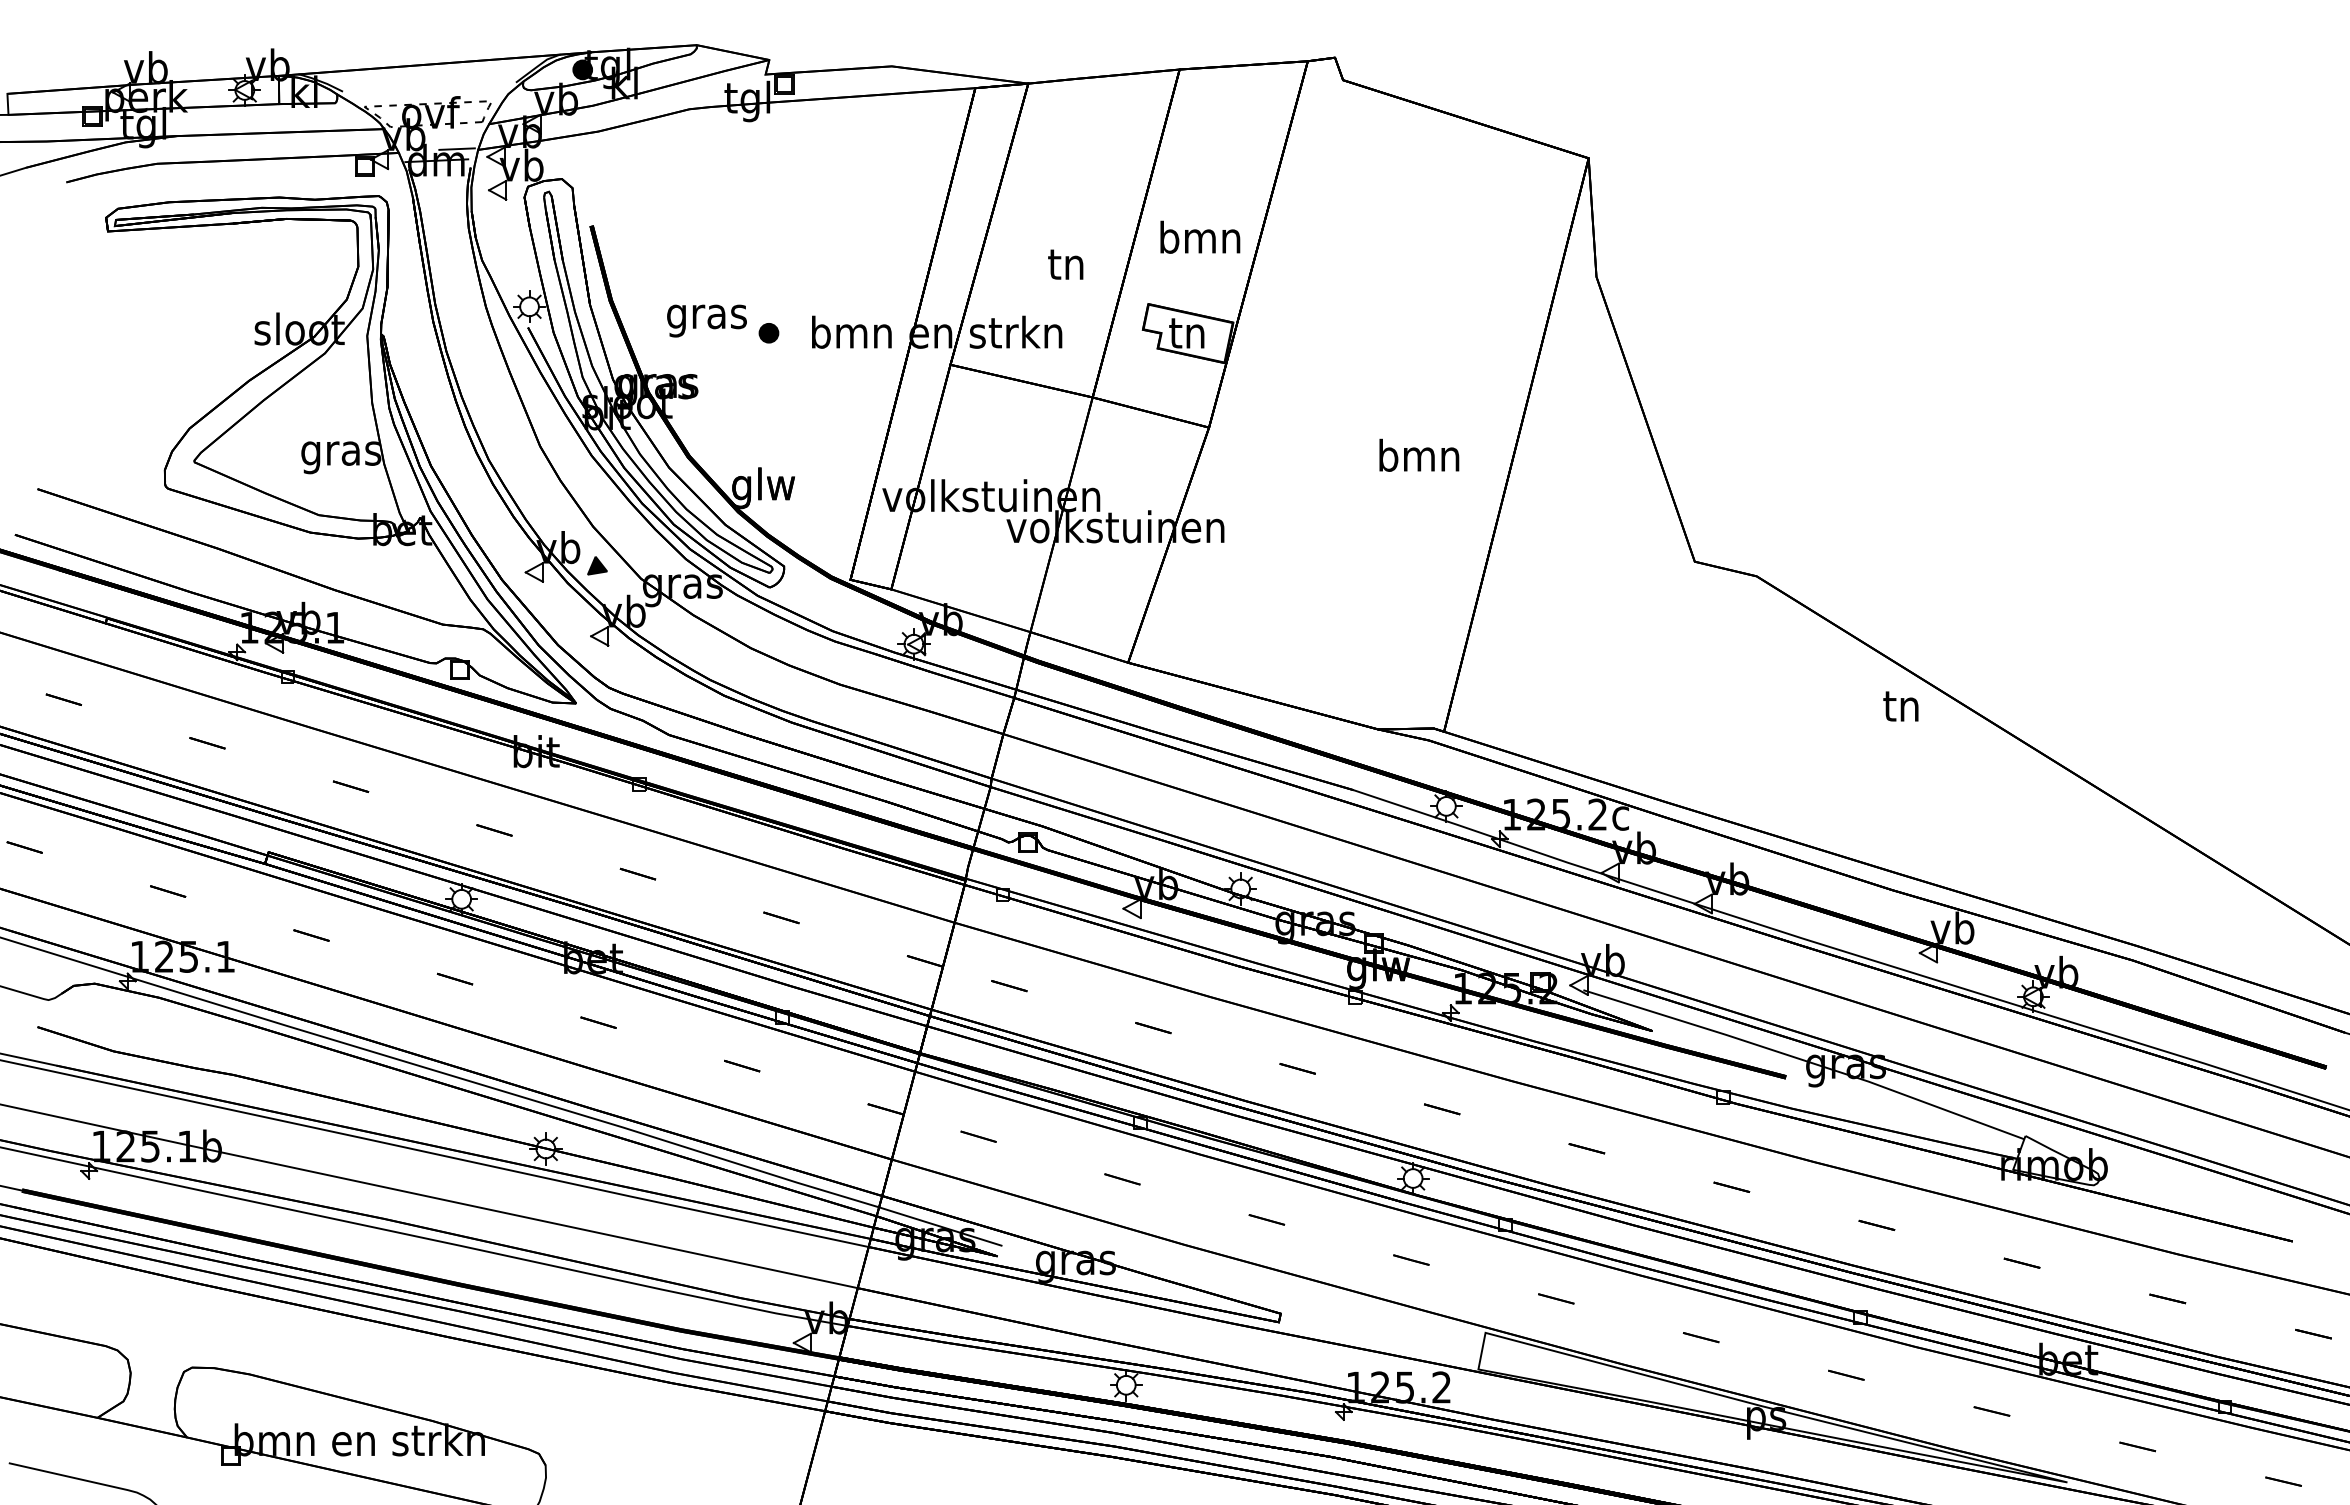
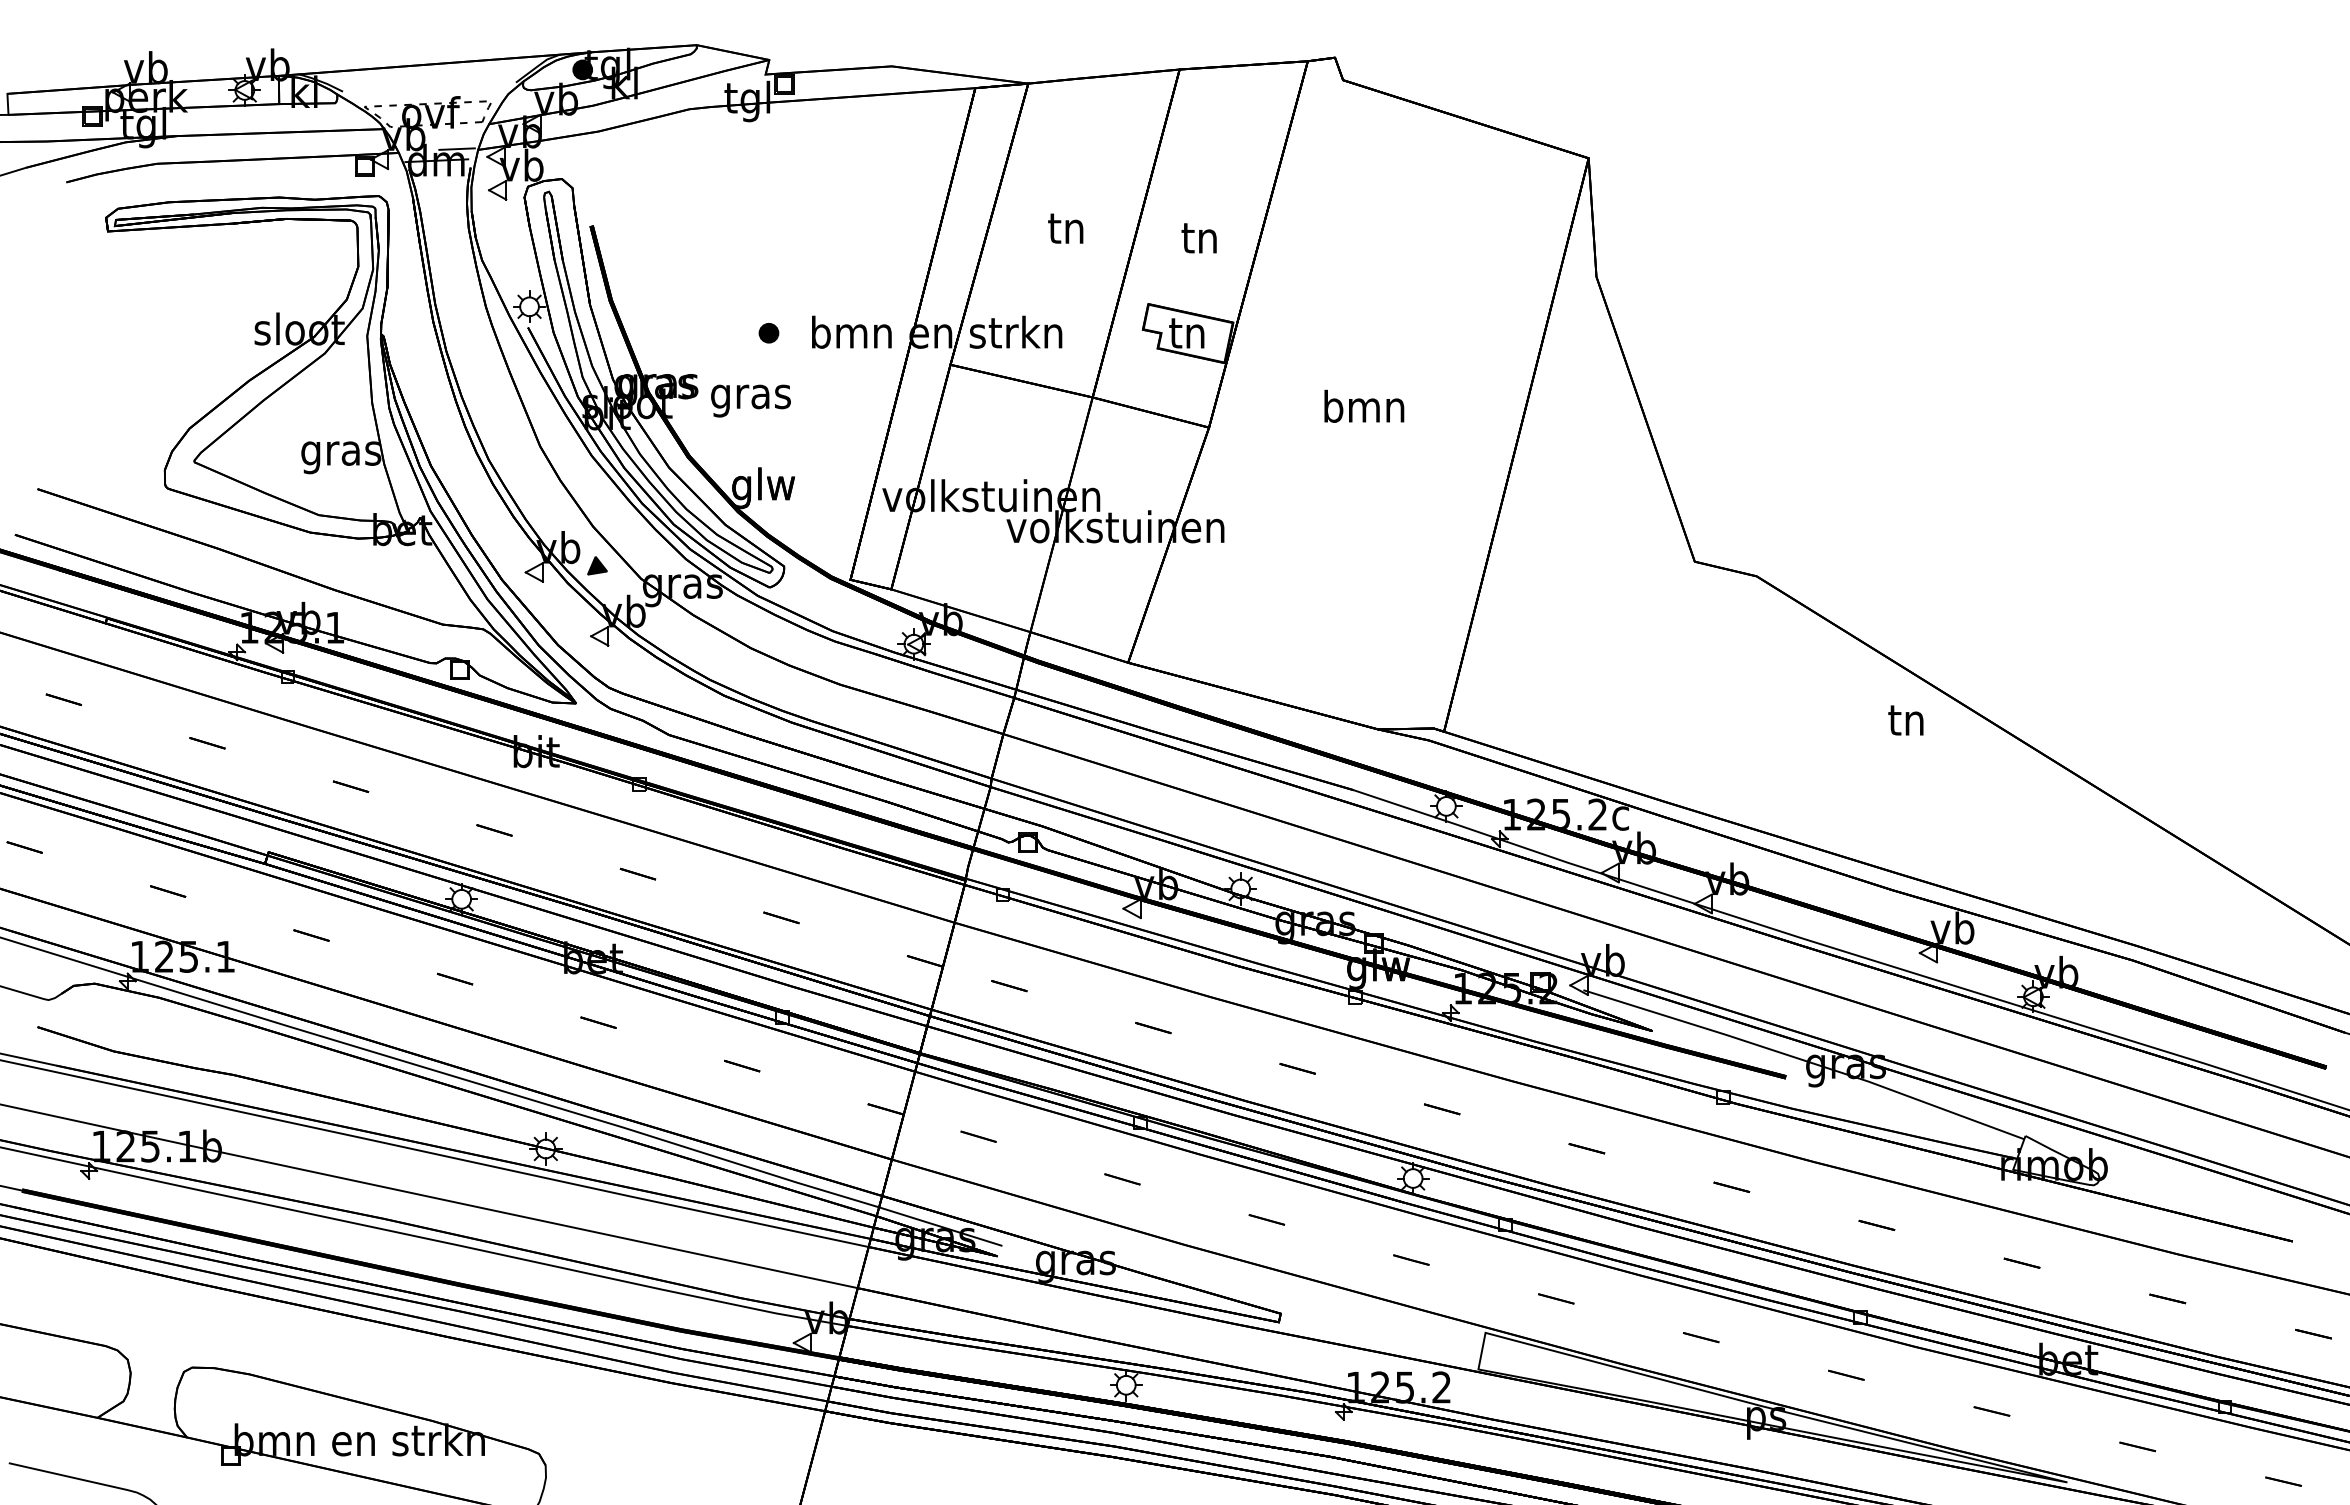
text: bmn -> tn (1200, 236)
text position: (1065, 264) -> (1065, 228) (1065, 228)
text position: (706, 320) -> (750, 400) (750, 400)
text position: (1419, 454) -> (1364, 405) (1364, 405)
text position: (1900, 706) -> (1905, 720) (1905, 720)
